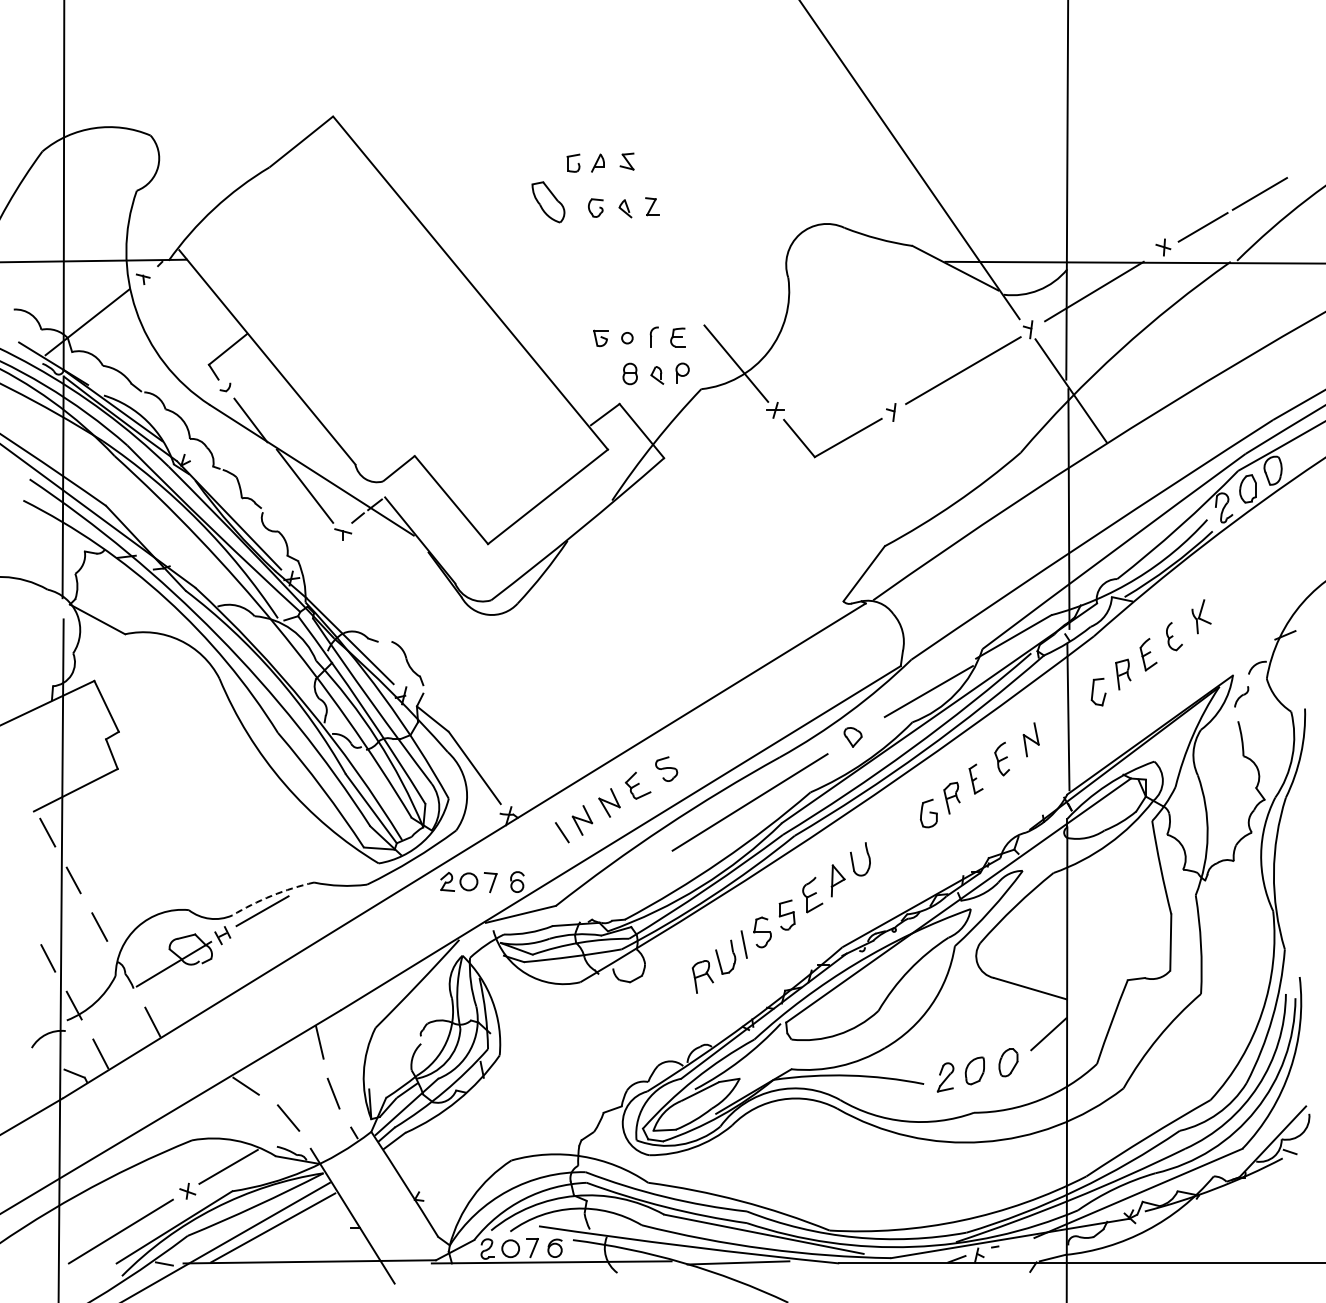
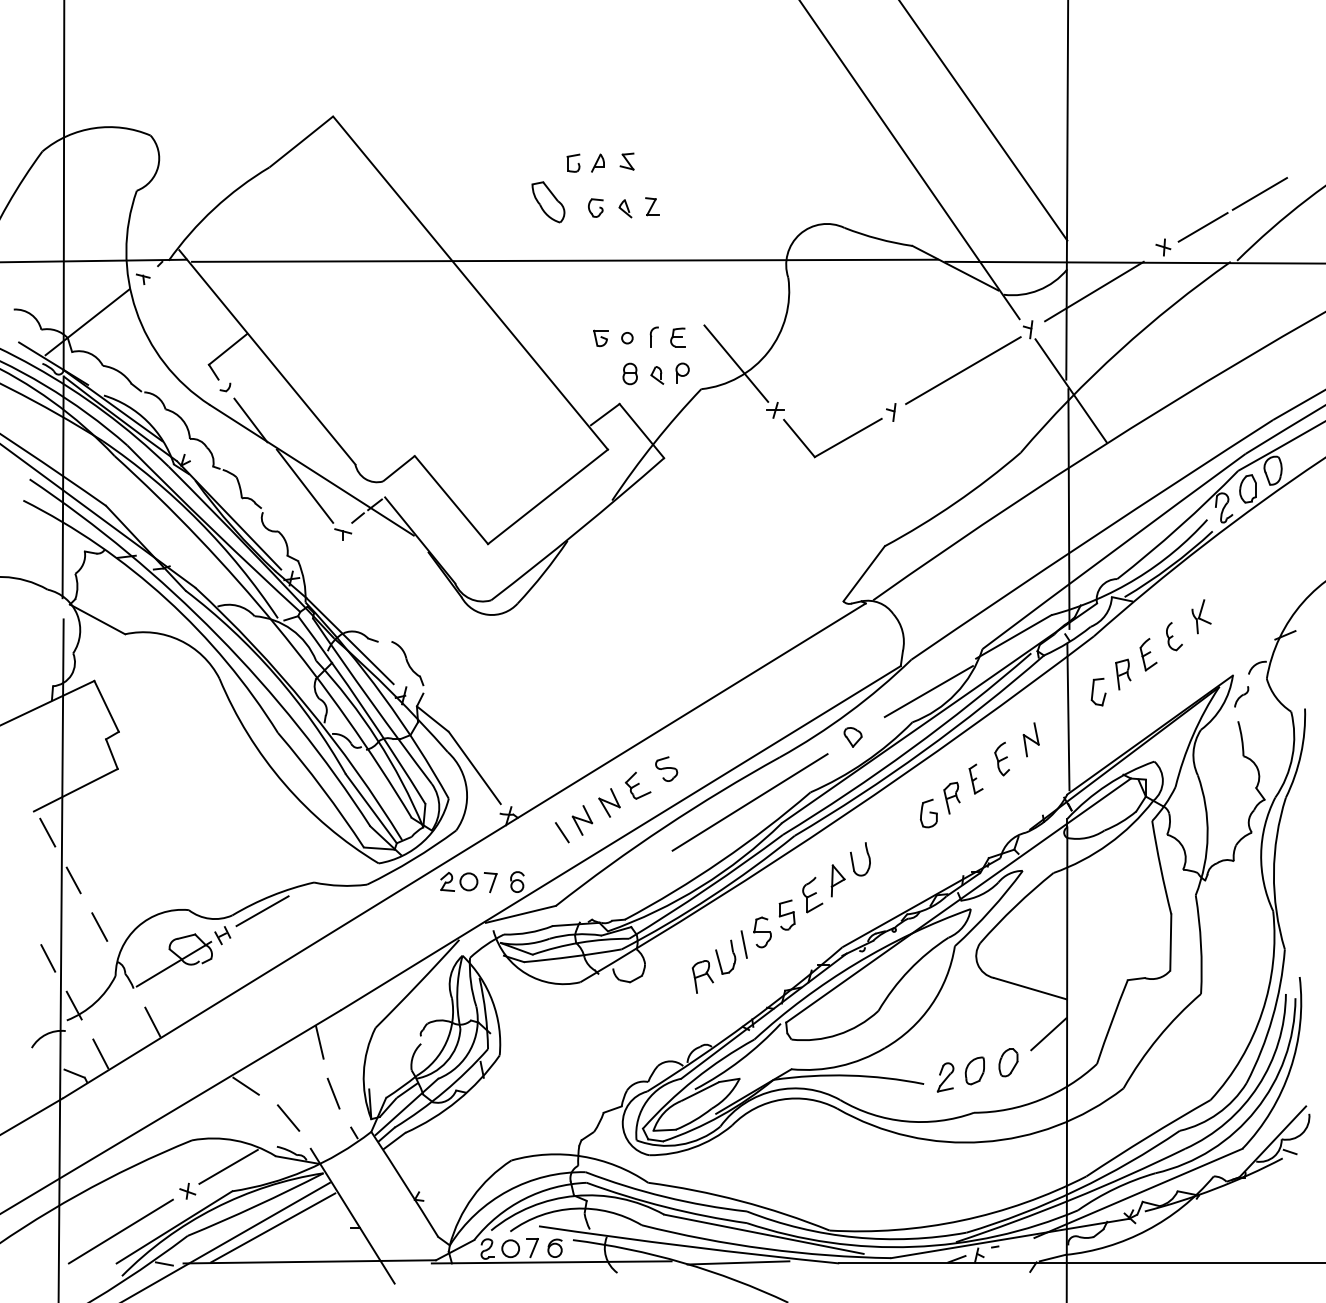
line: none -> present (983, 121)
line: none -> present (564, 260)
arc: dashed -> solid (271, 895)
